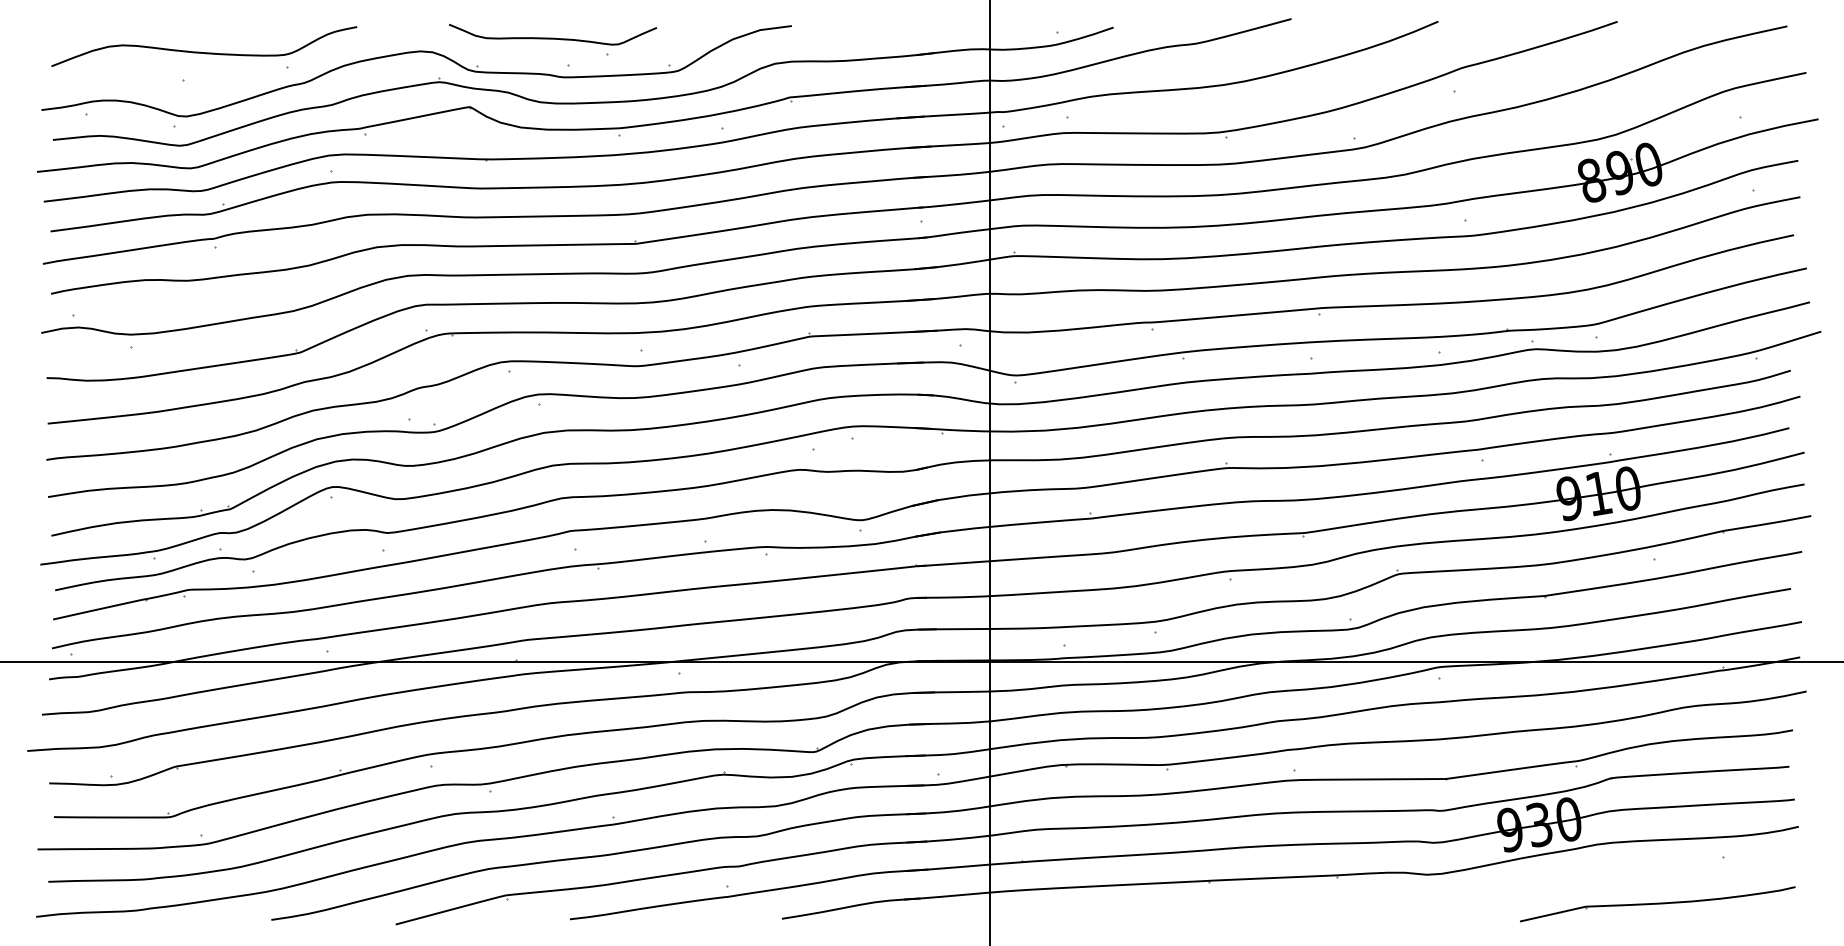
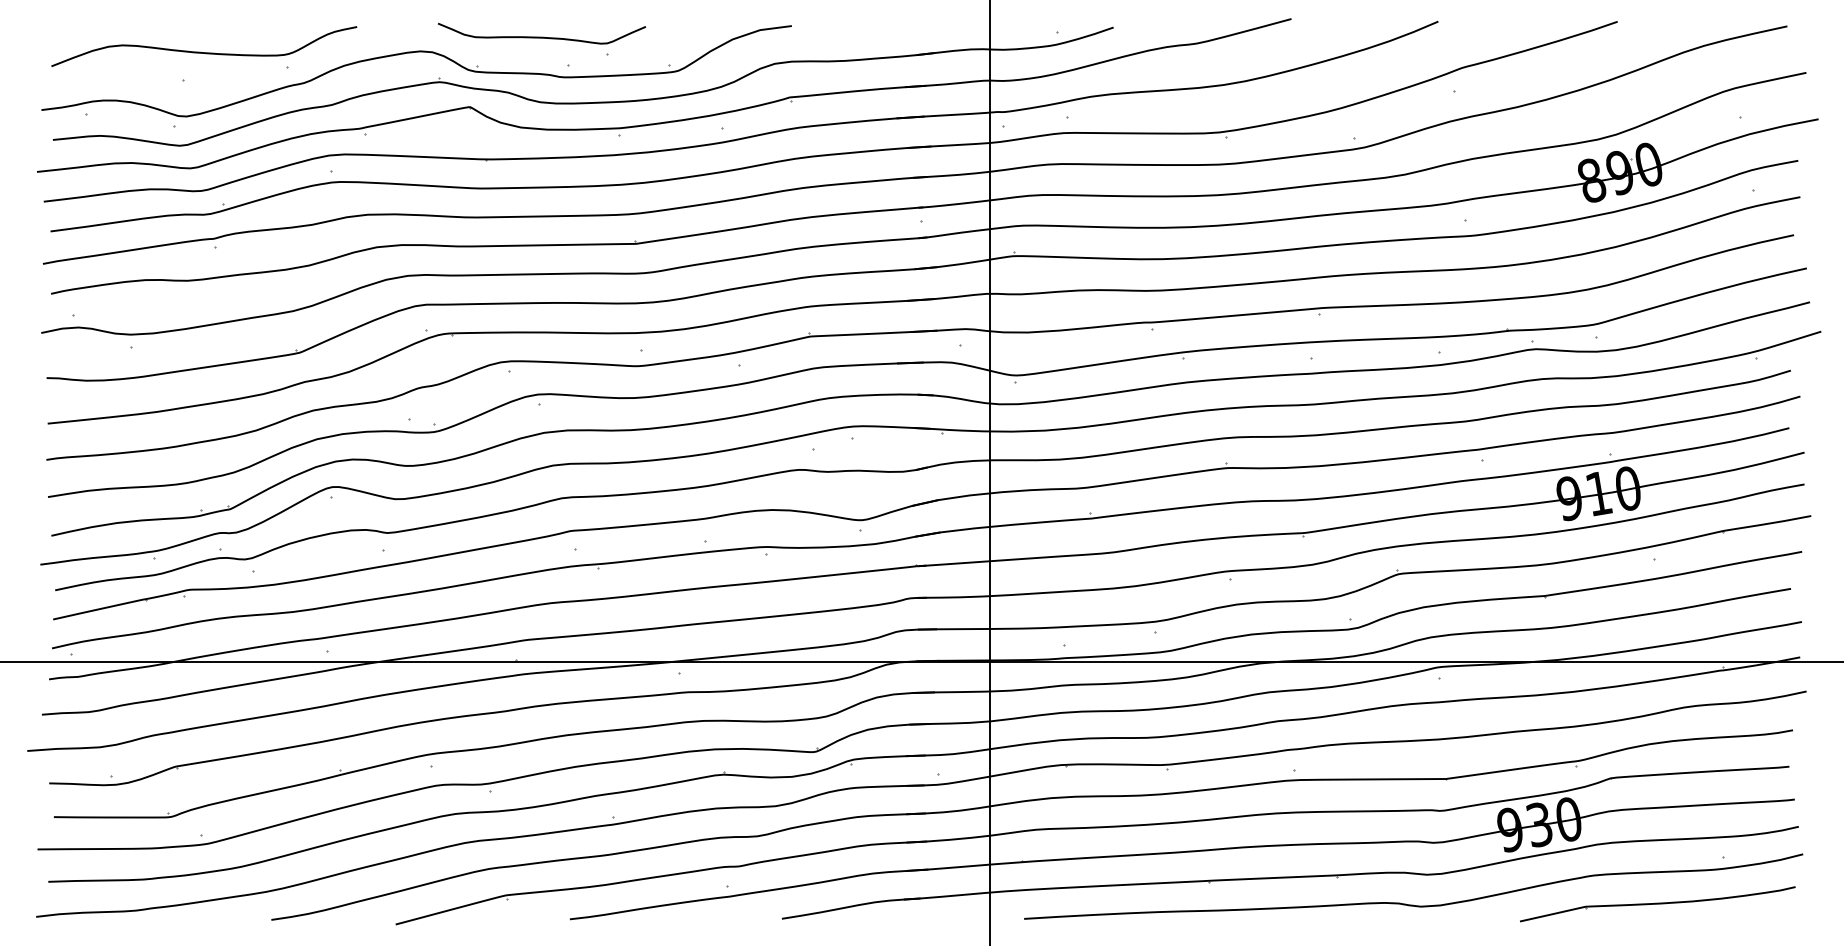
curve position: (553, 37) -> (542, 36) (542, 36)
curve: none -> present (1413, 904)
